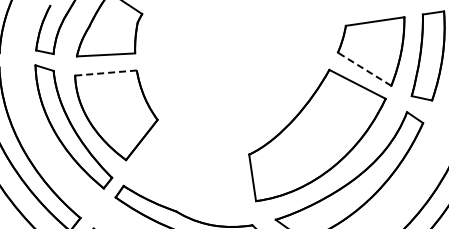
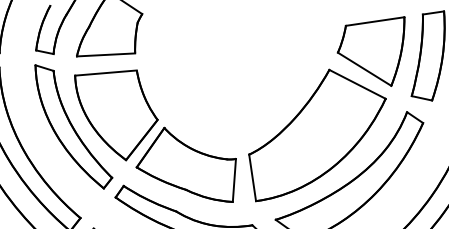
line: dashed -> solid (364, 69)
line: dashed -> solid (106, 73)
part: none -> present (185, 164)
